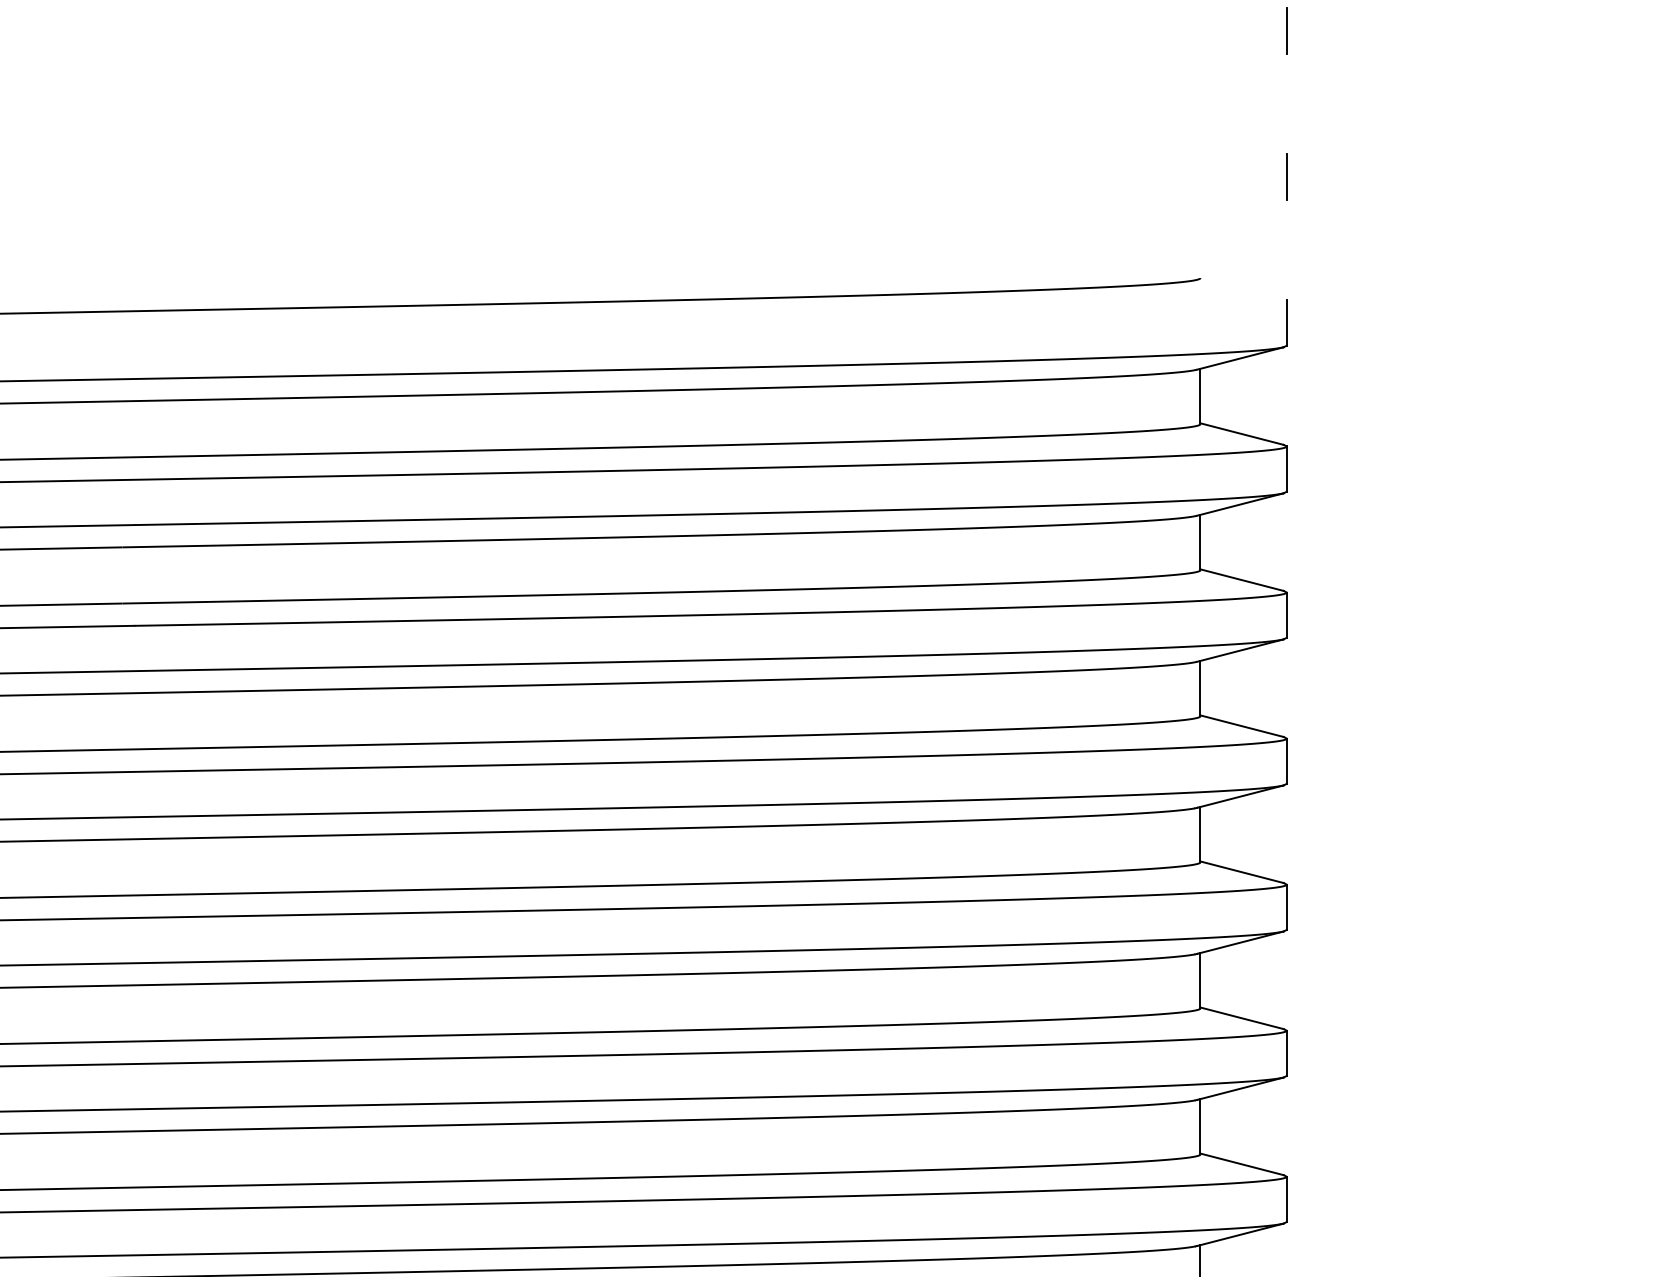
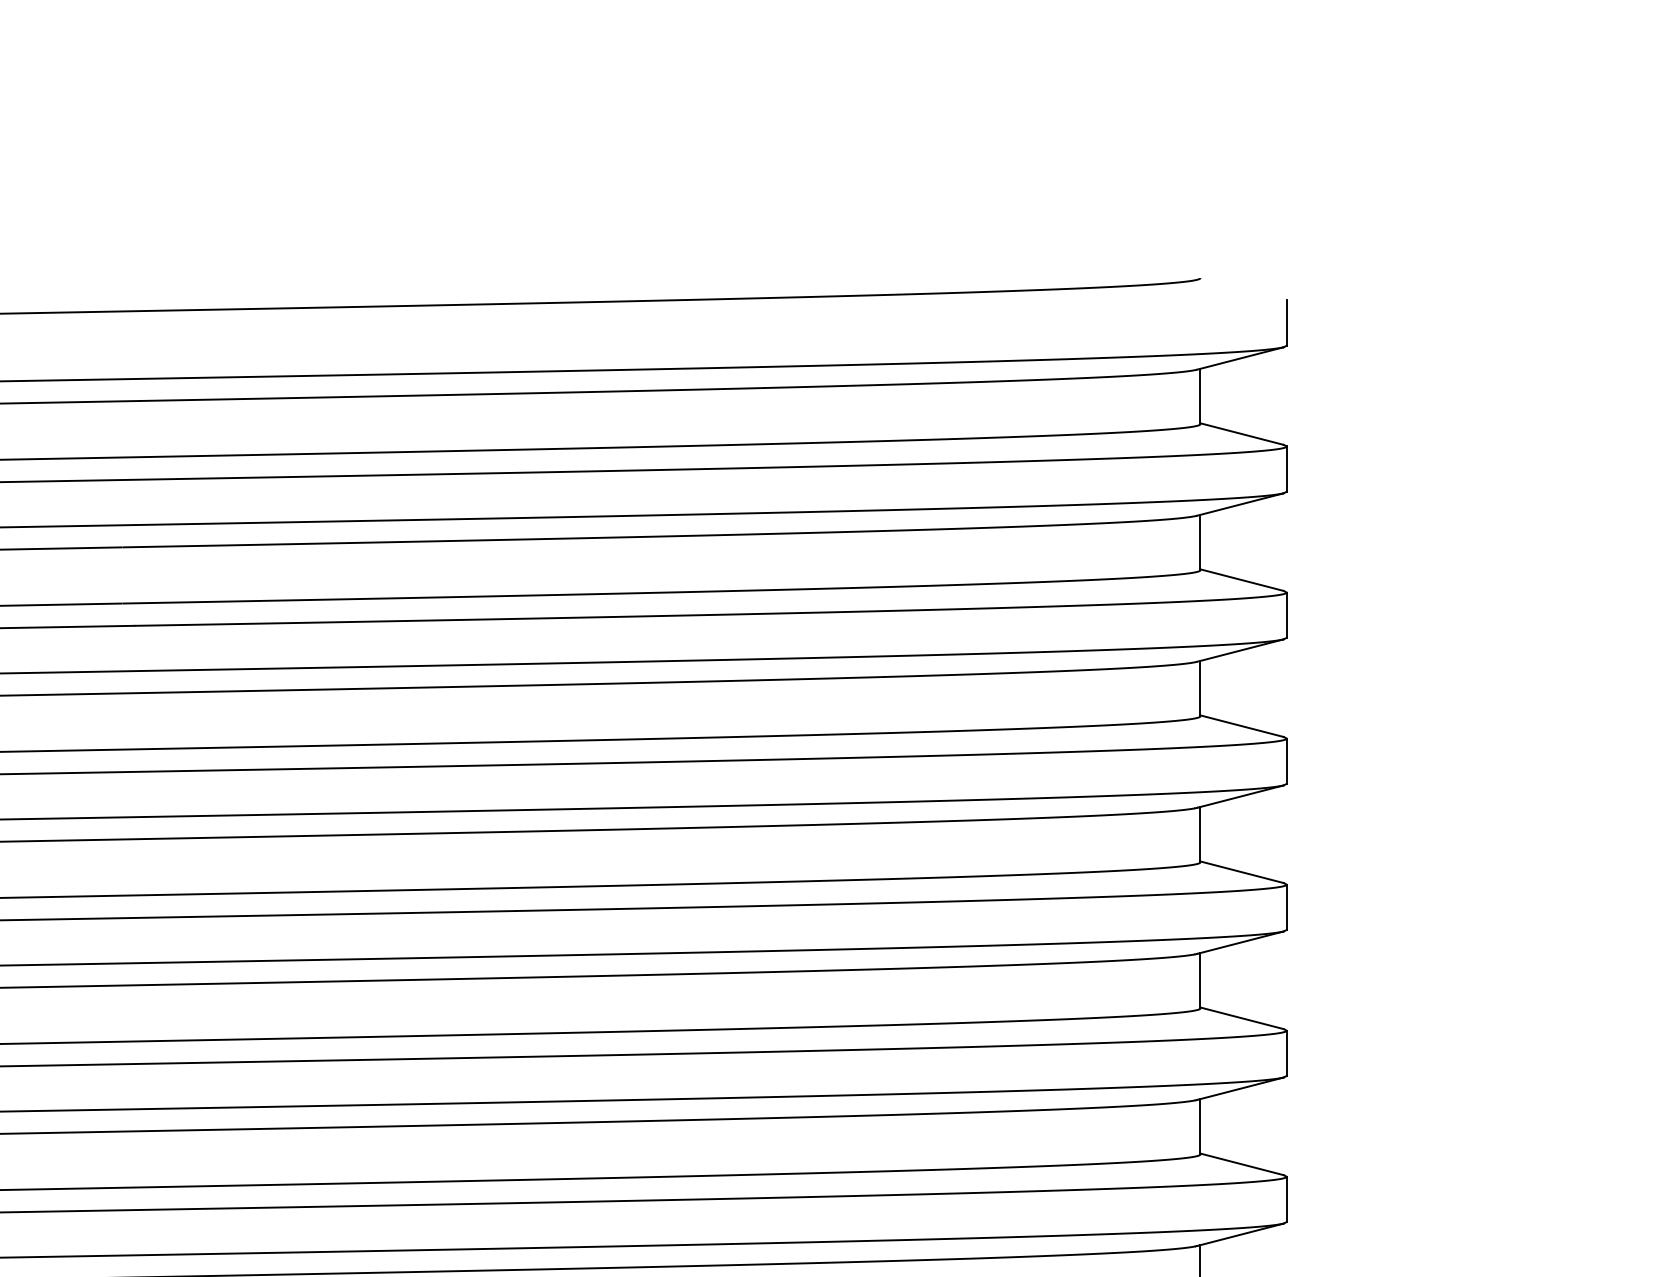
line: present -> none (1286, 30)
line: present -> none (1286, 176)
